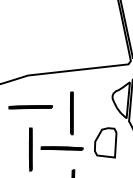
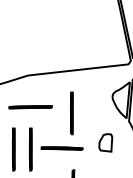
part size: 24x32 px -> 16x20 px (105, 142)
line: none -> present (13, 149)
